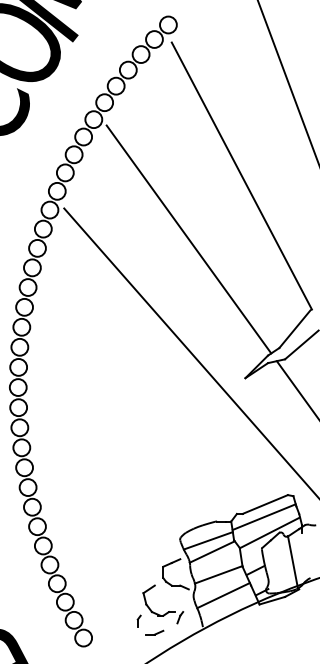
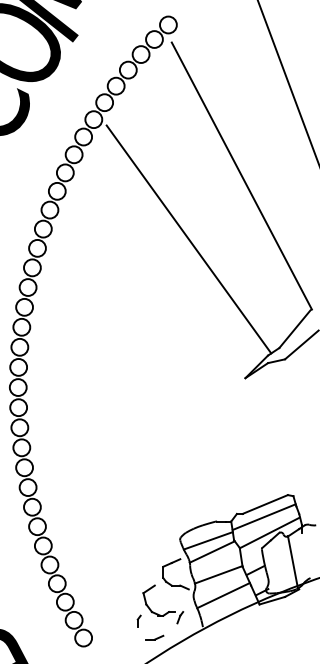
line: present -> none (190, 351)
line: present -> none (296, 388)
part position: (154, 632) -> (154, 637) (154, 637)
